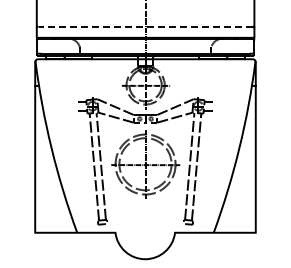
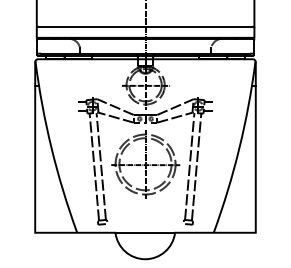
line: dashed -> solid (145, 26)
line: none -> present (145, 232)
